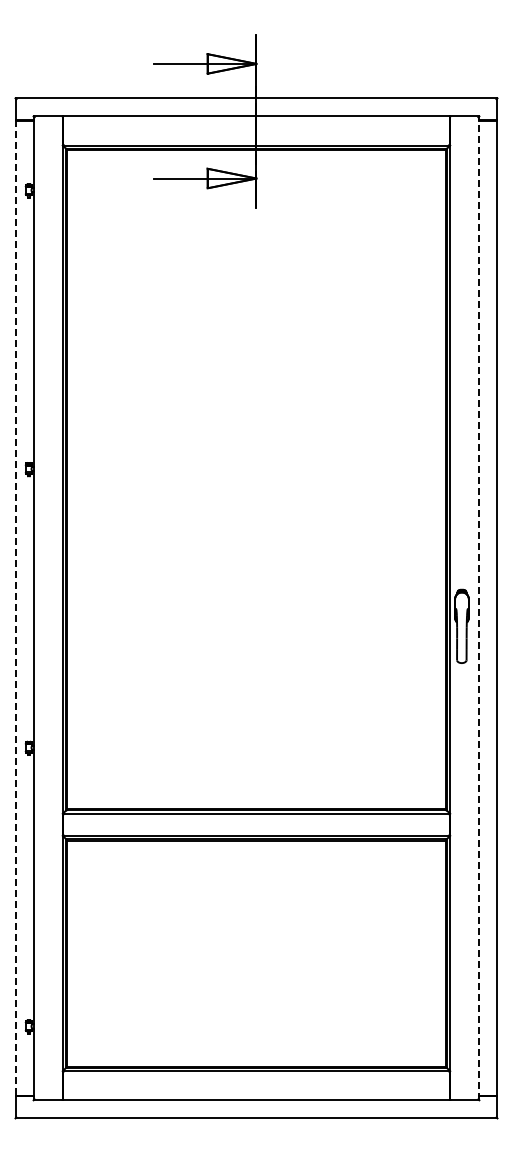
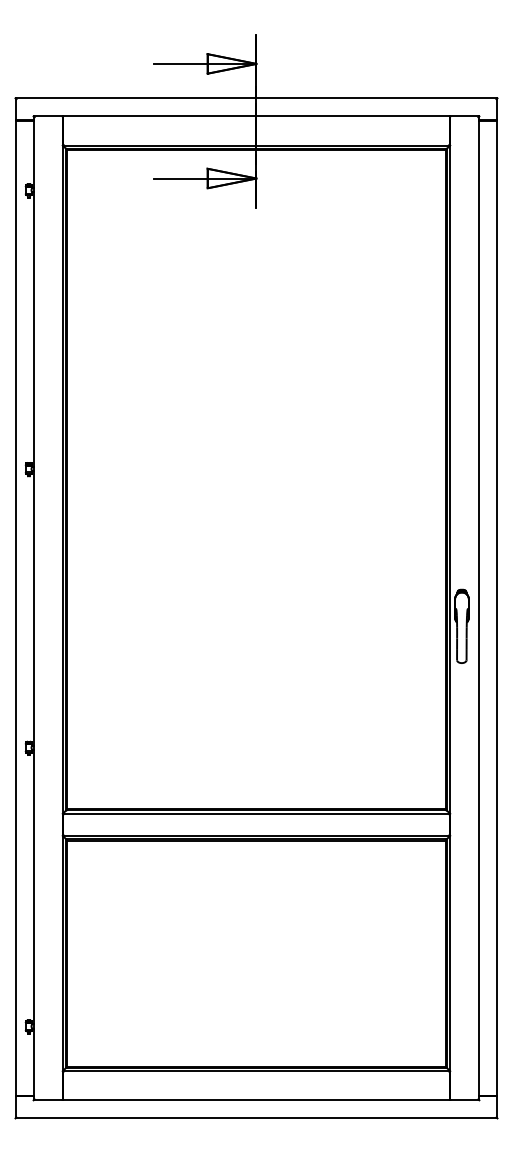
line: dashed -> solid (15, 608)
line: dashed -> solid (479, 608)
